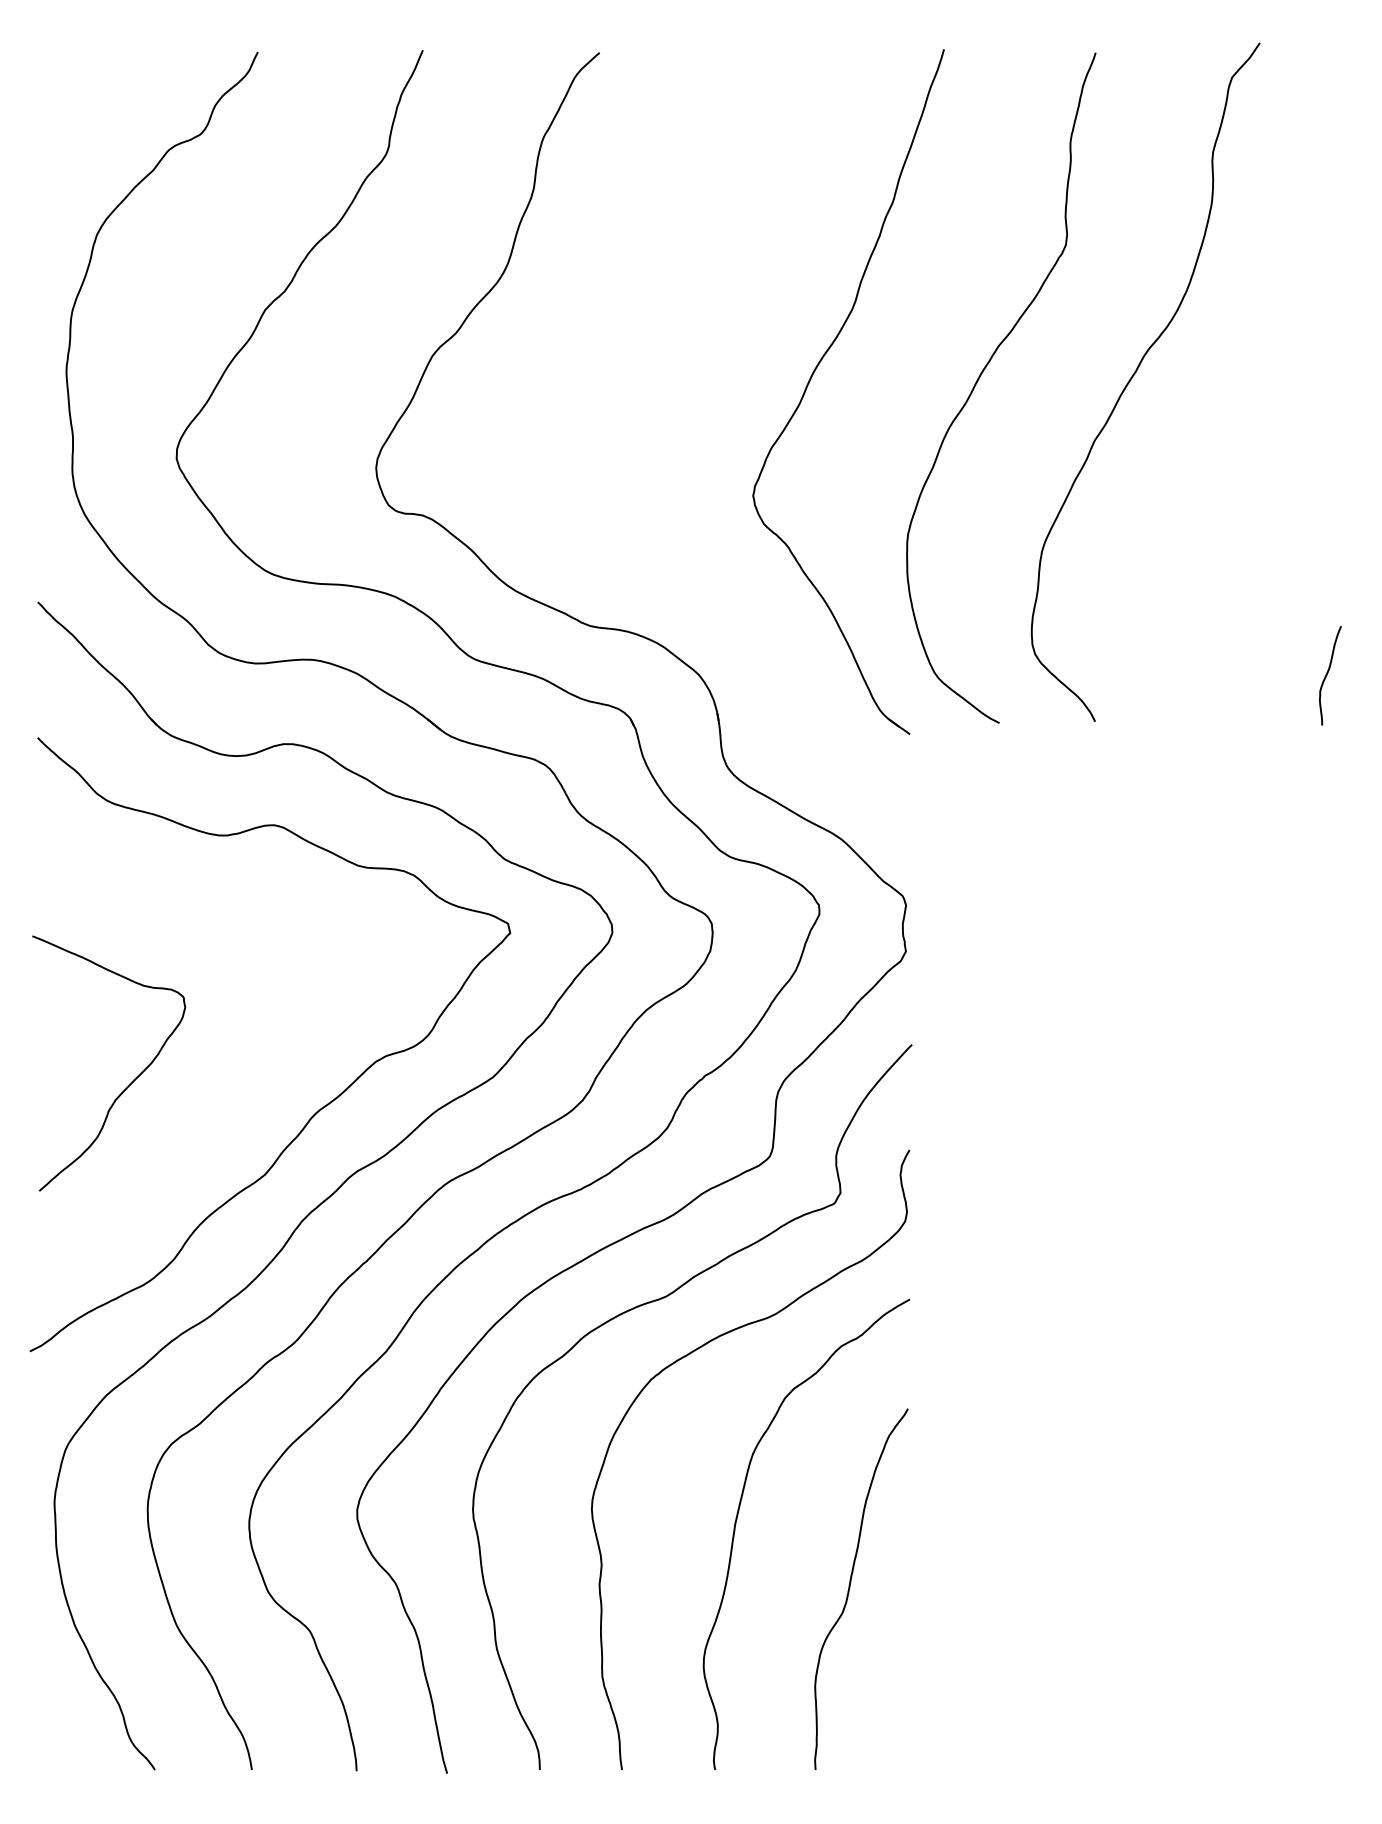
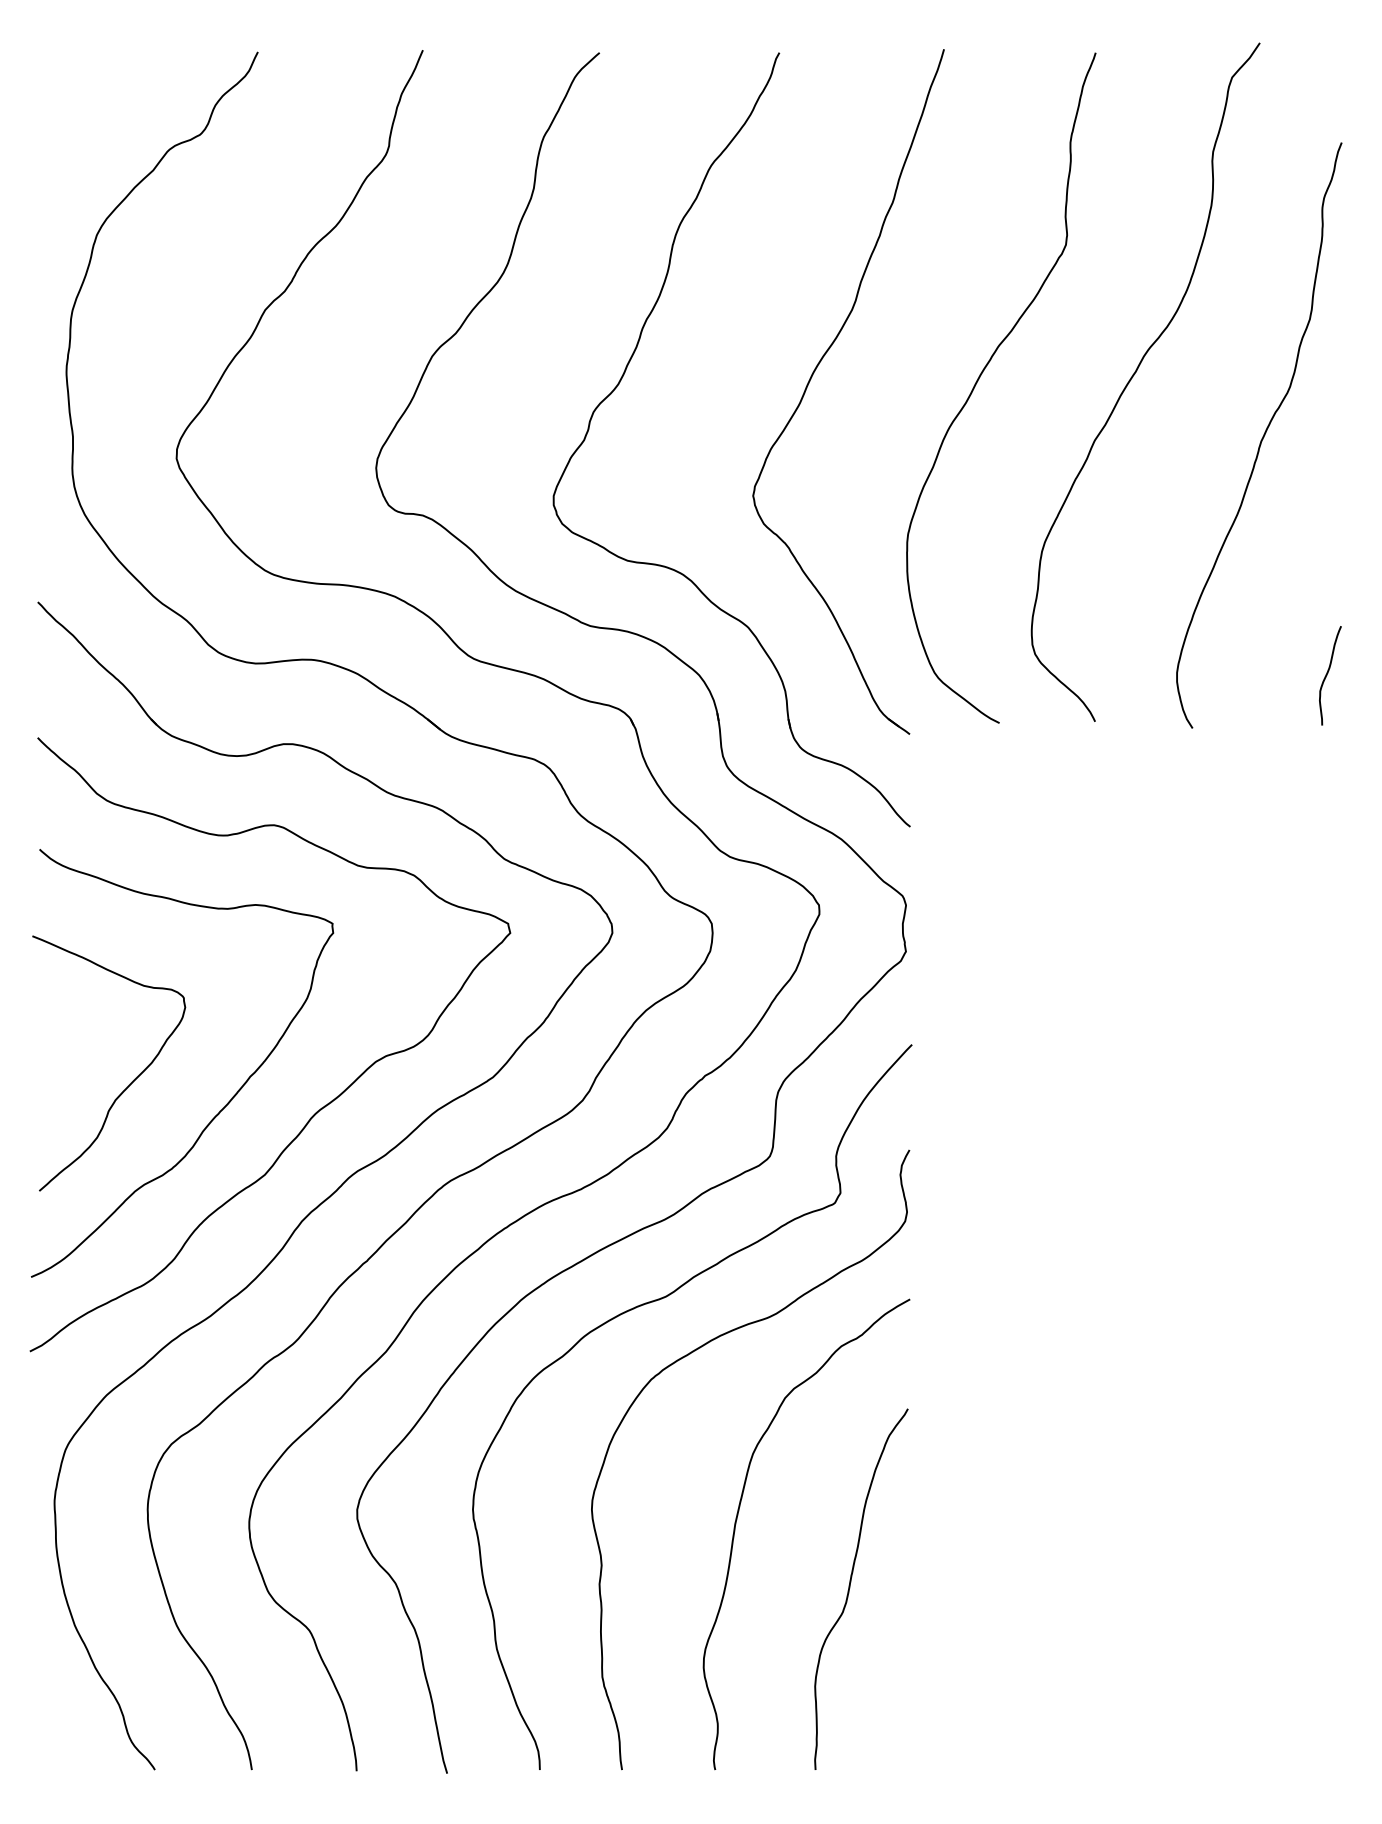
part: none -> present (619, 384)
curve: none -> present (1262, 436)
curve: none -> present (227, 1102)
